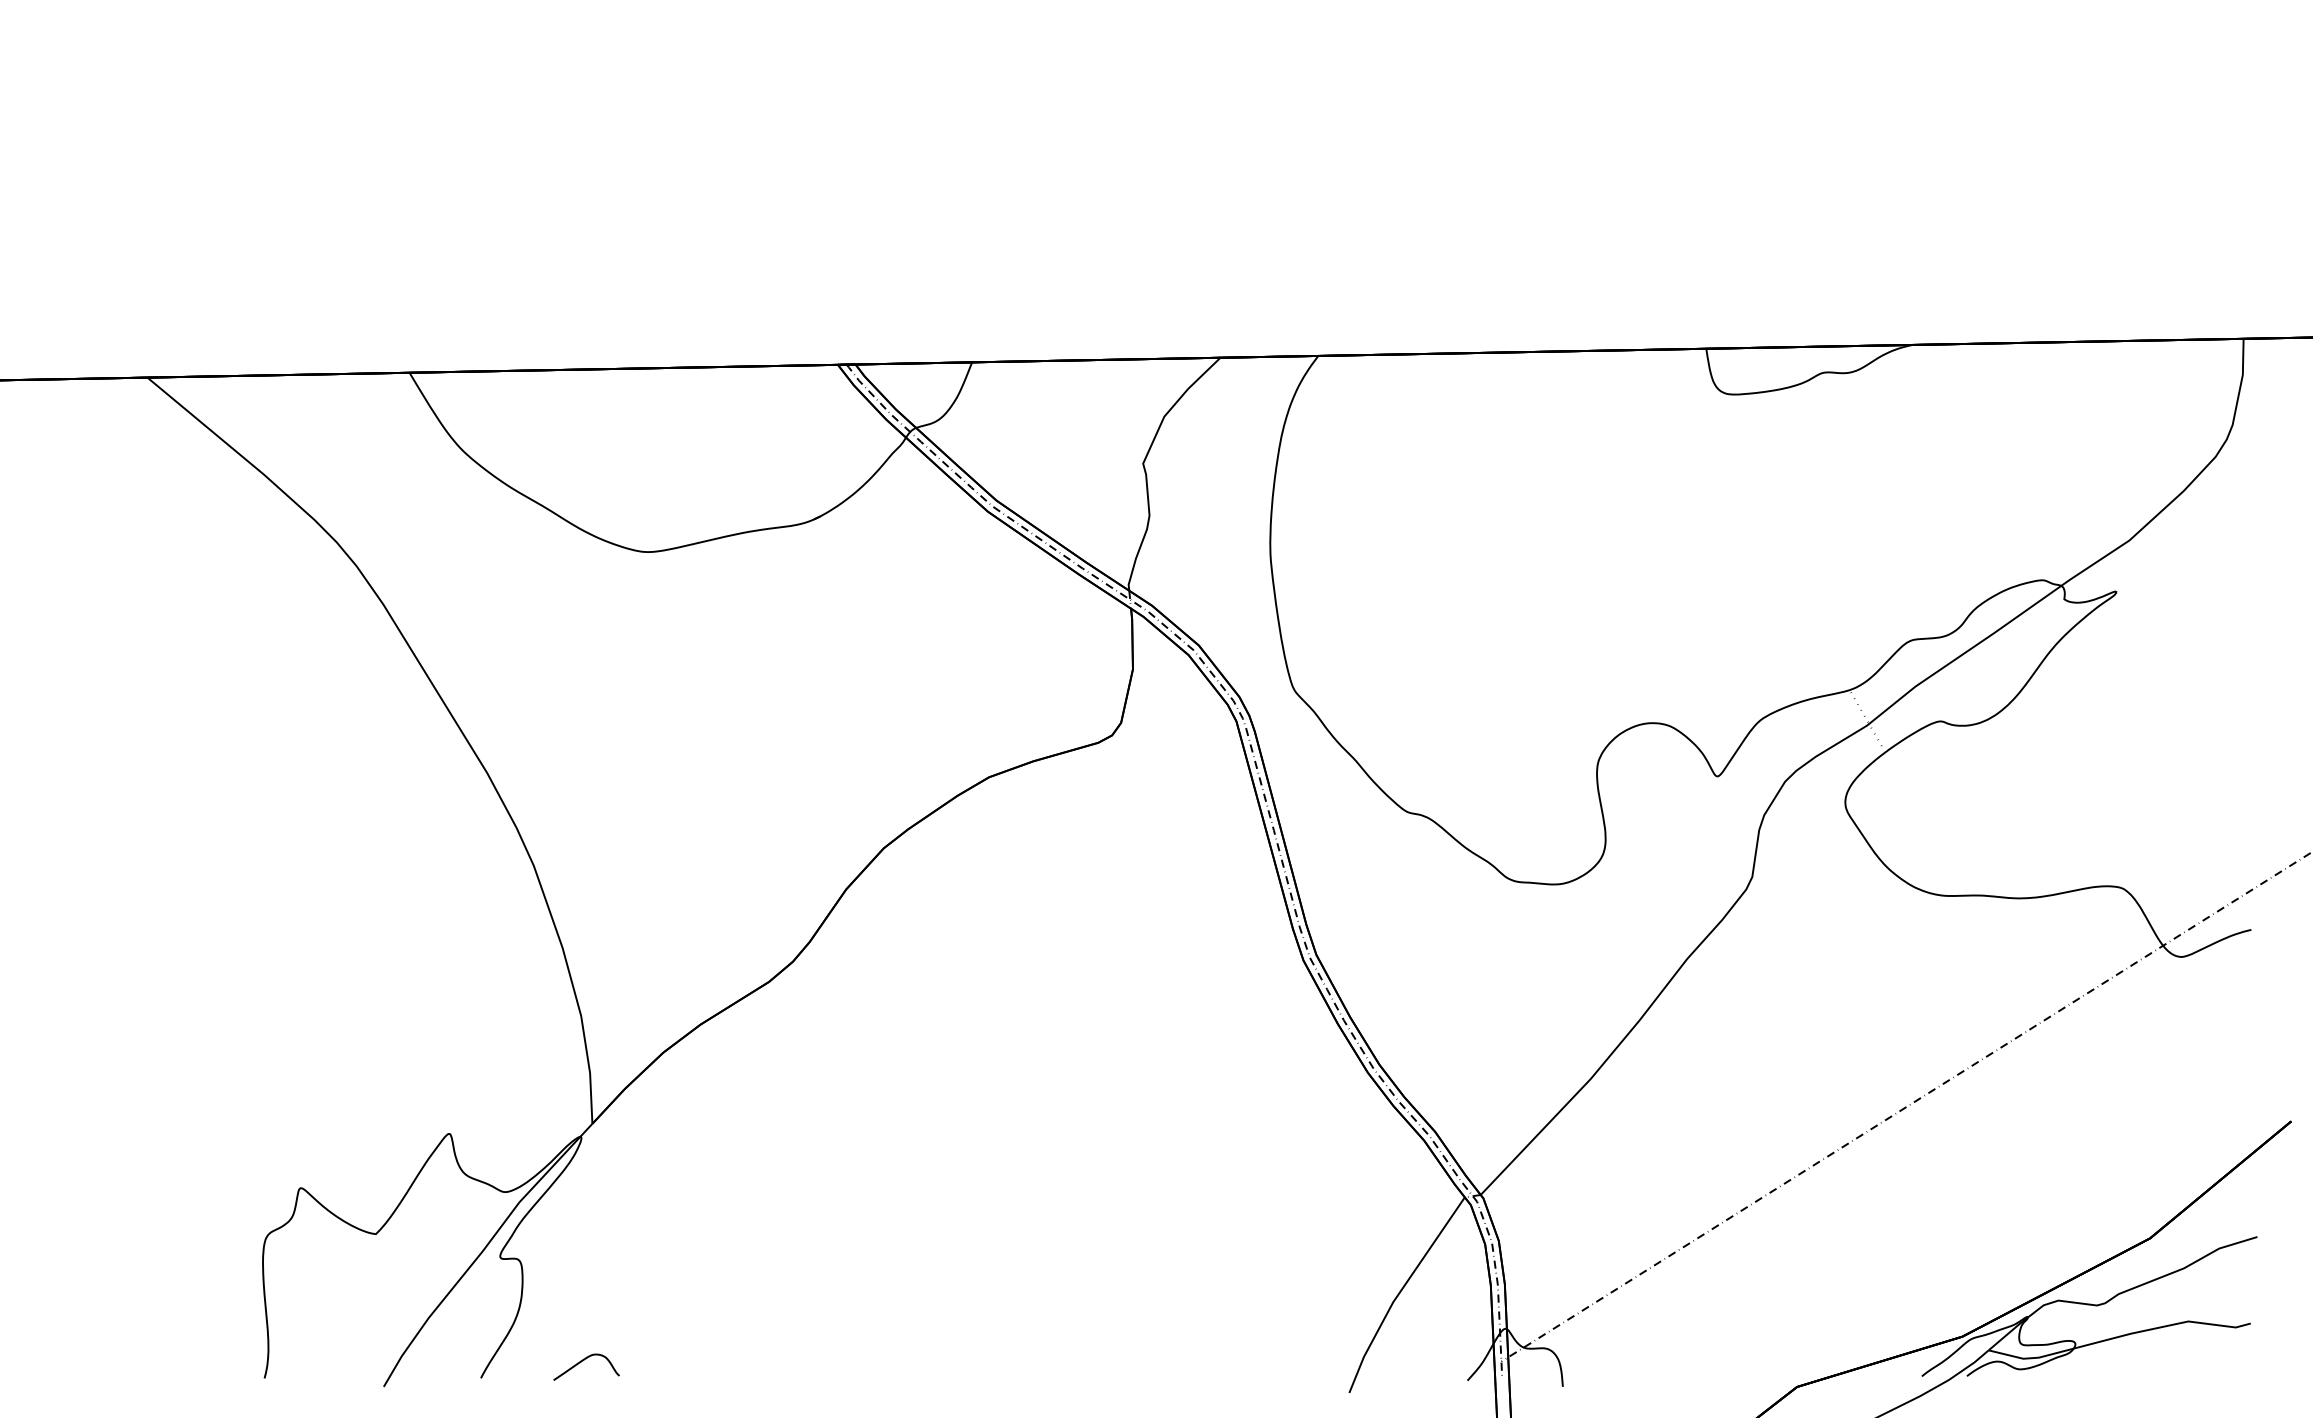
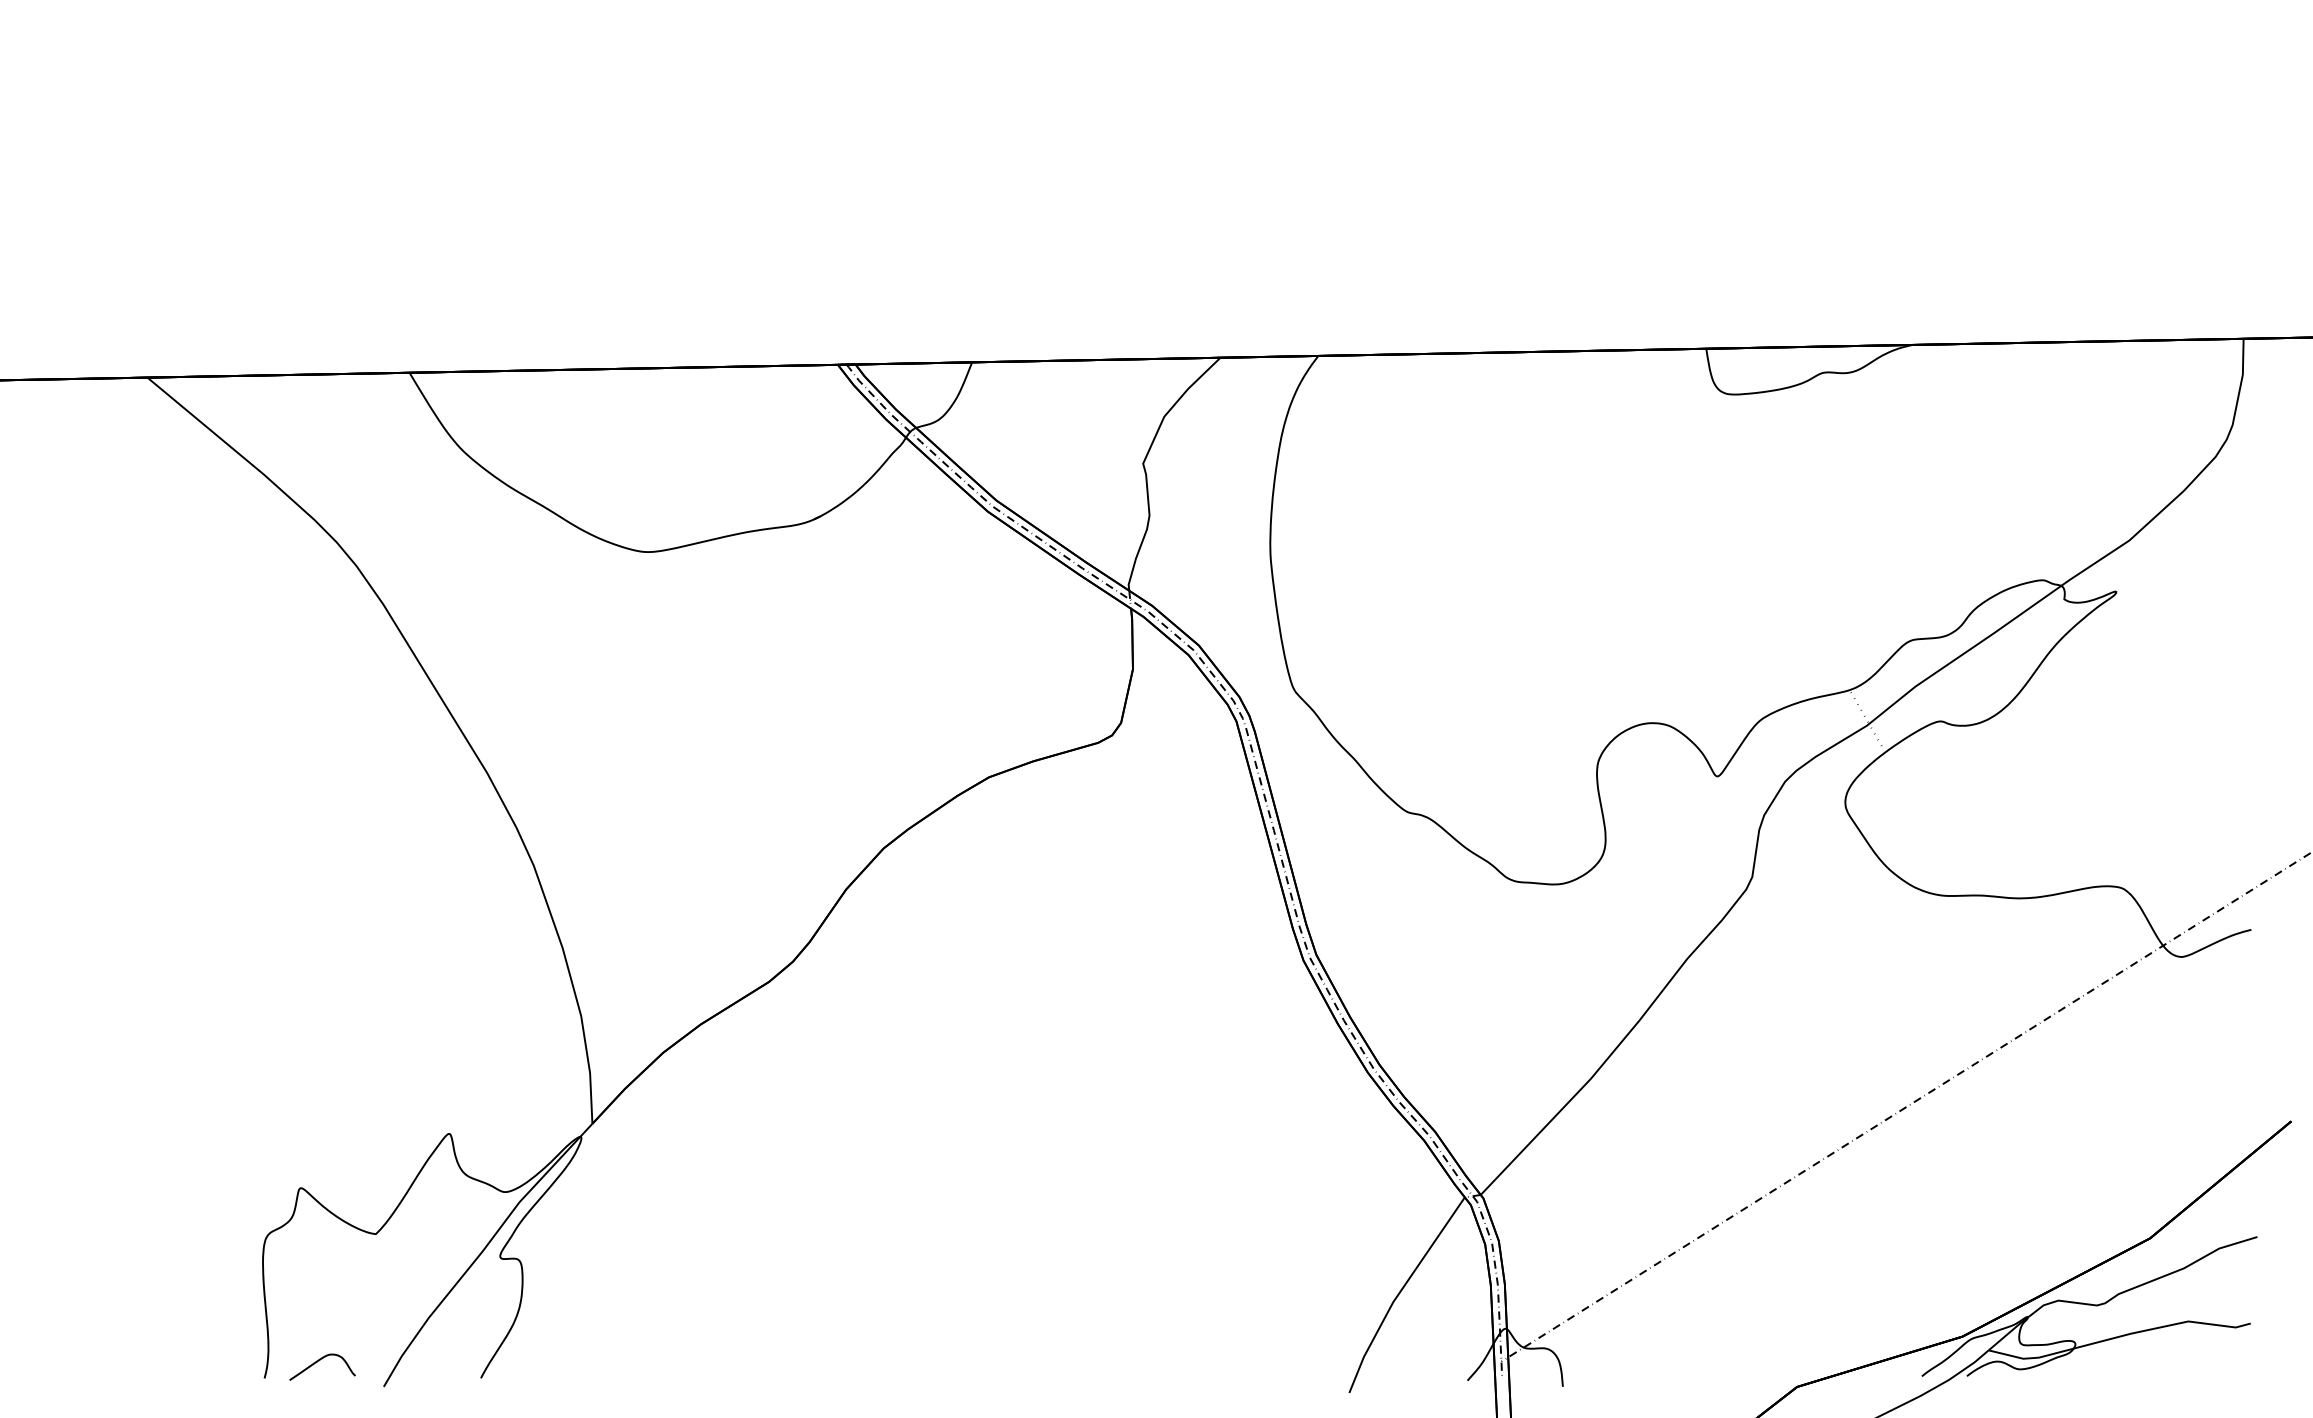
curve position: (583, 1361) -> (319, 1361) (319, 1361)
